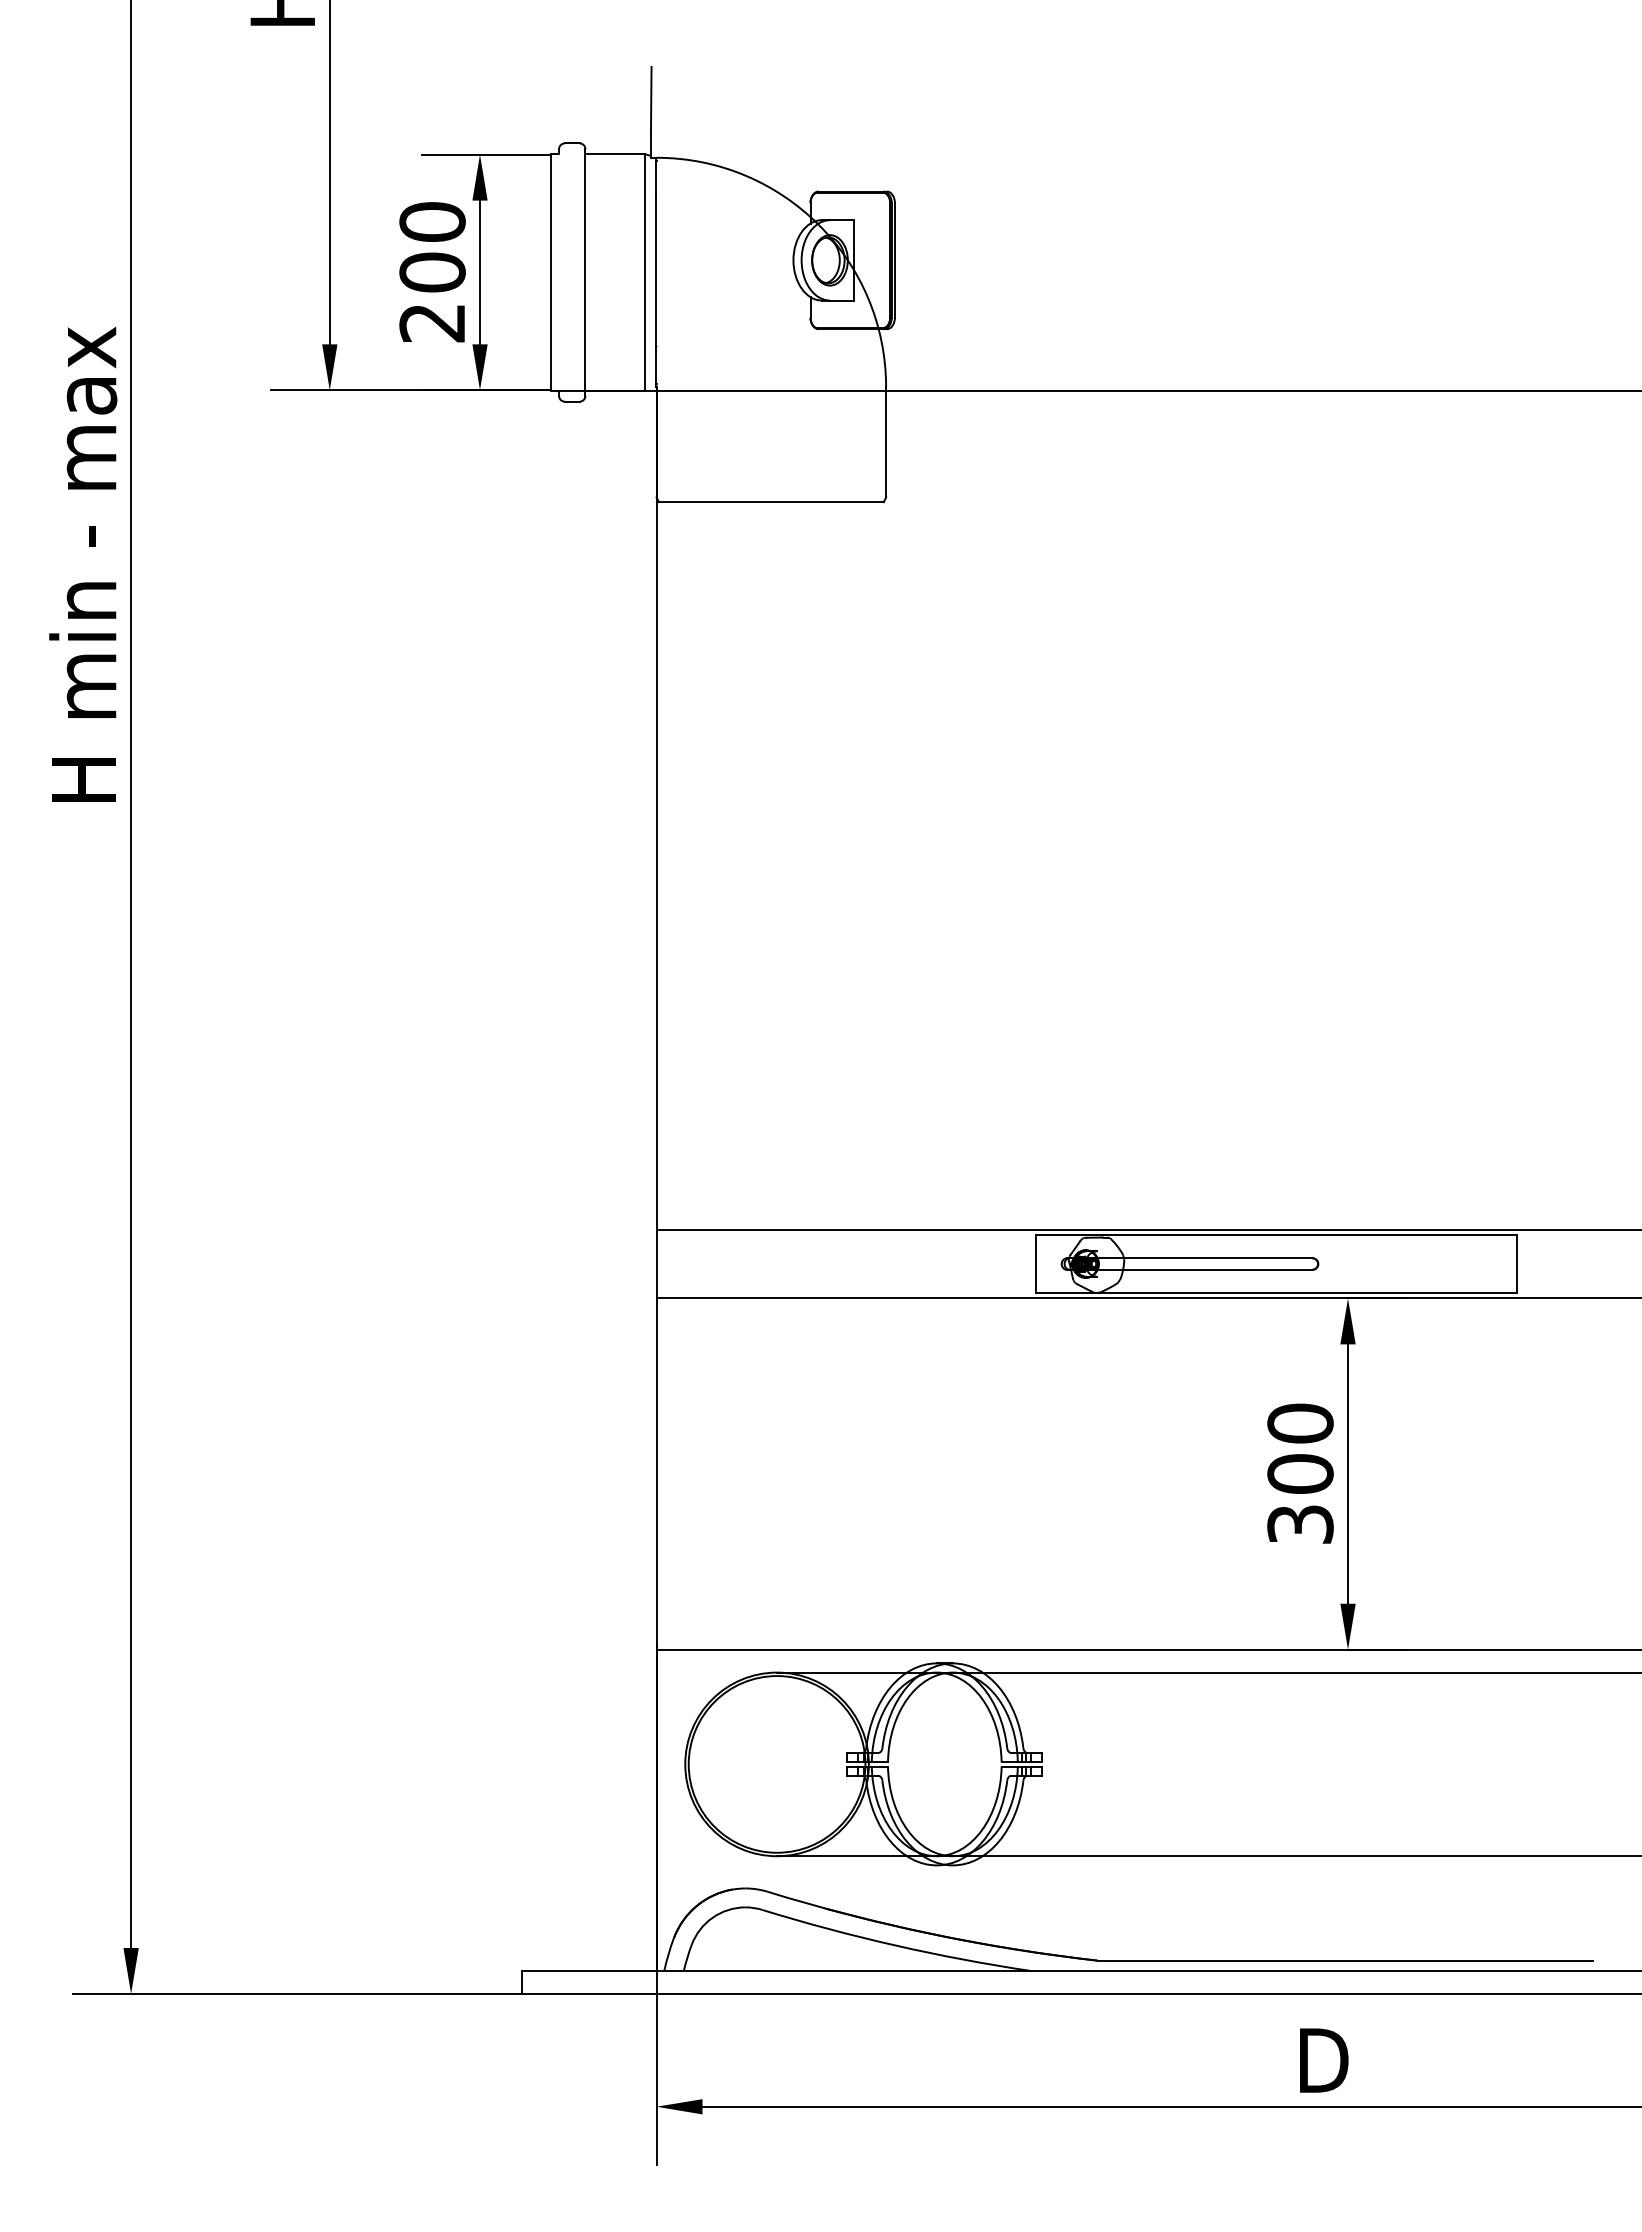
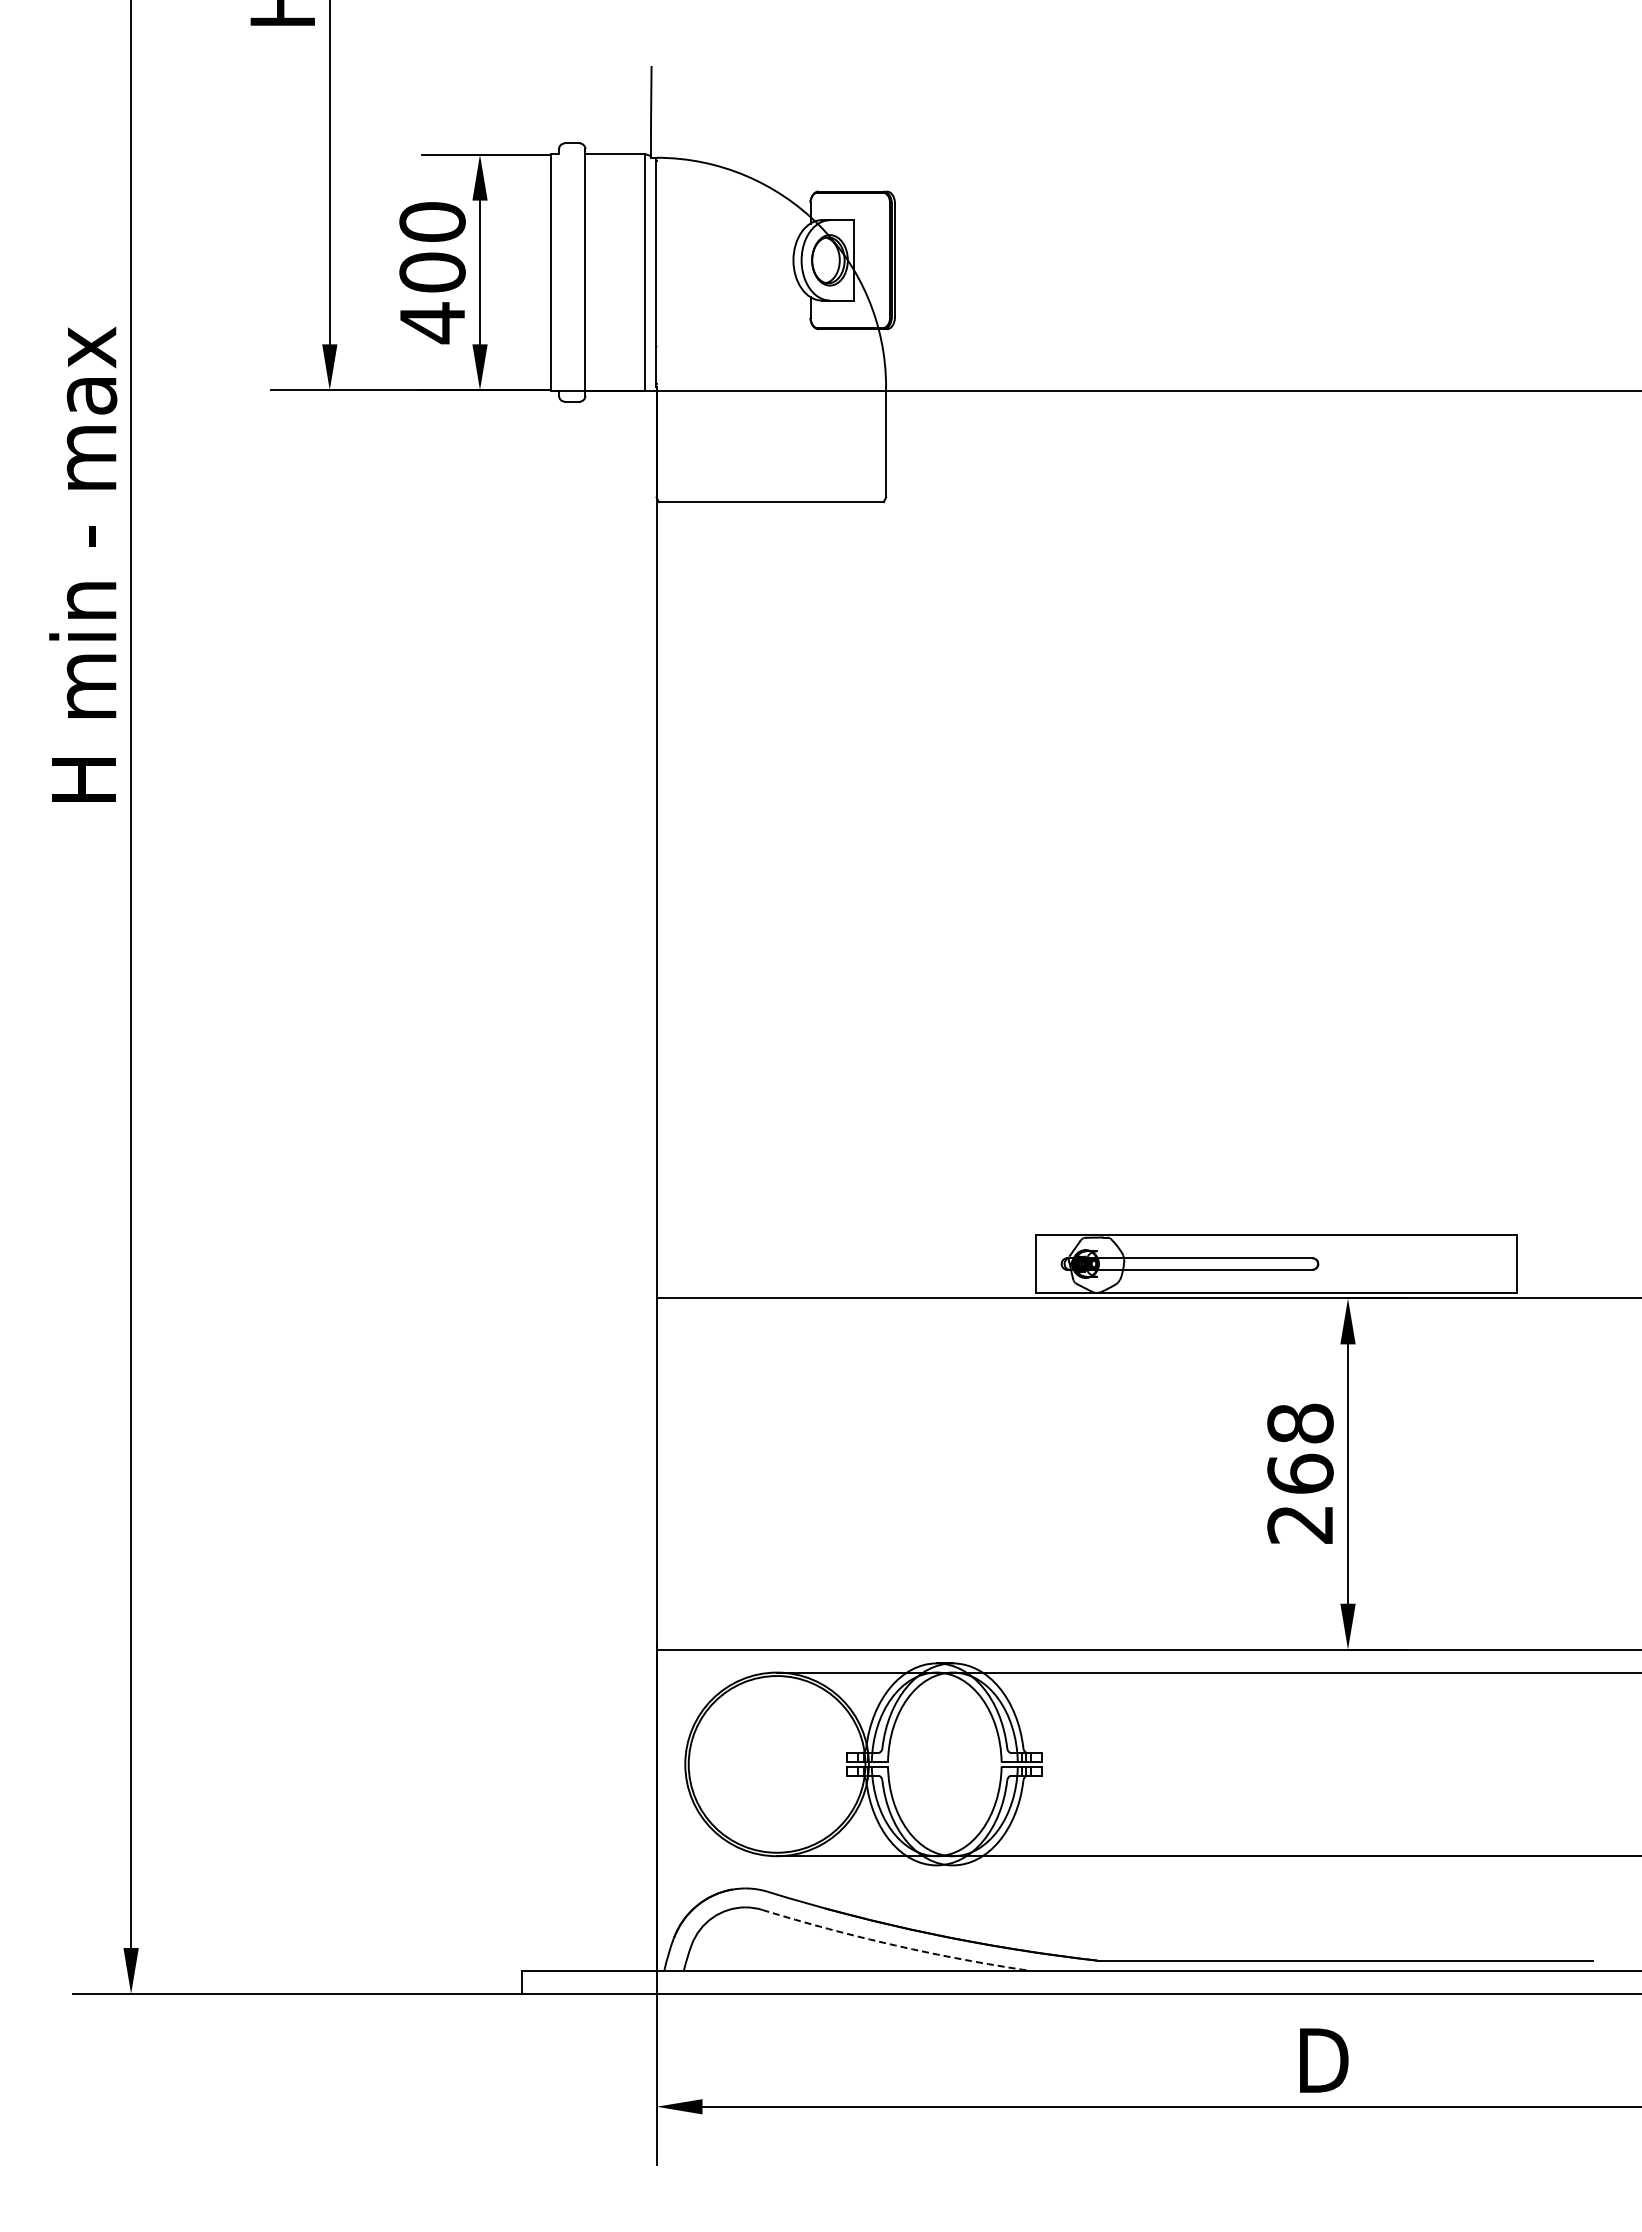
text: 200 -> 400 (431, 323)
line: present -> none (1147, 1229)
text: 300 -> 268 (1300, 1473)
arc: solid -> dashed (895, 1945)
